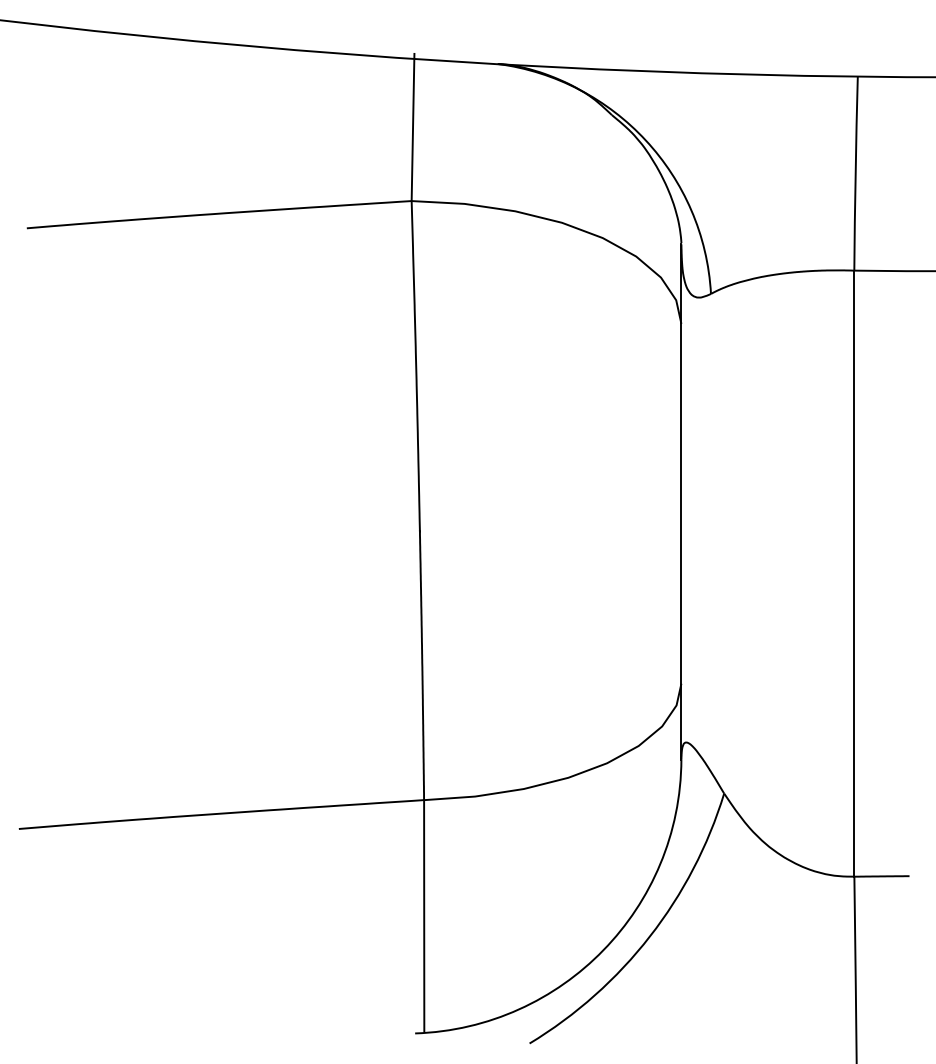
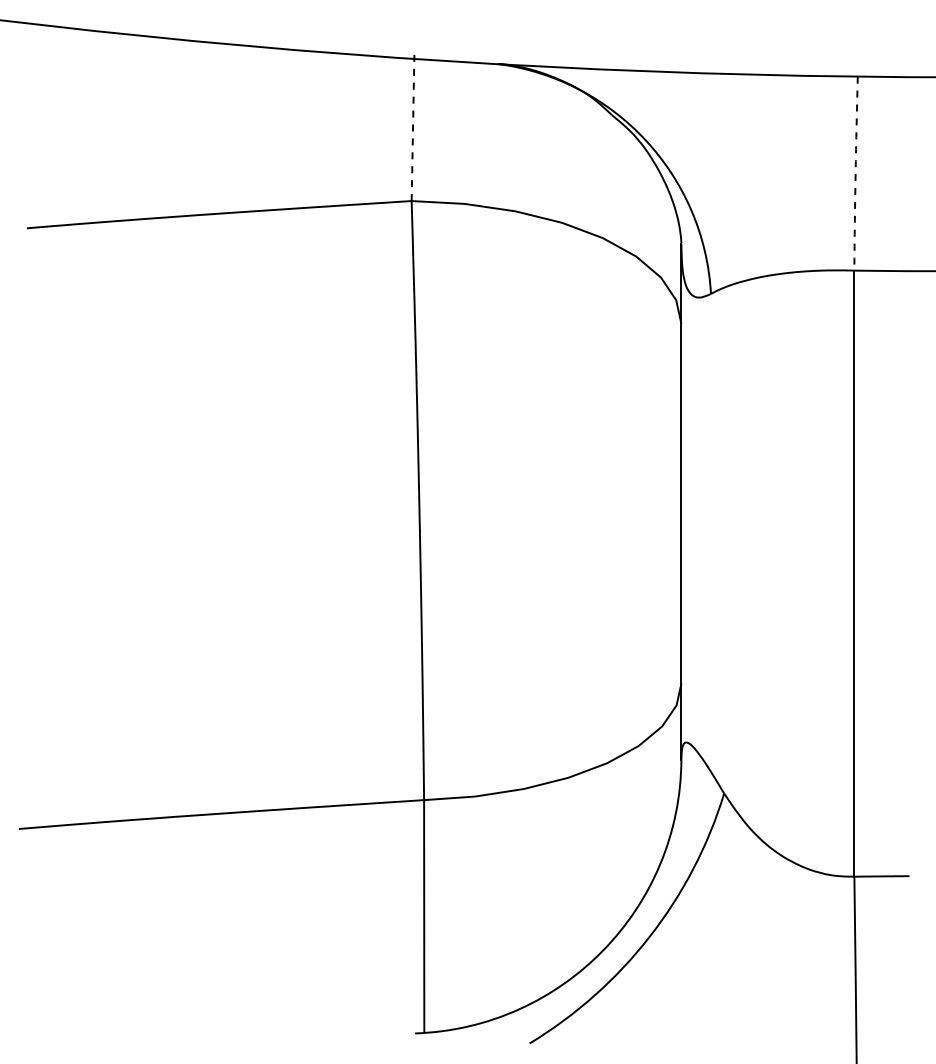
line: solid -> dashed (413, 127)
arc: solid -> dashed (855, 173)
